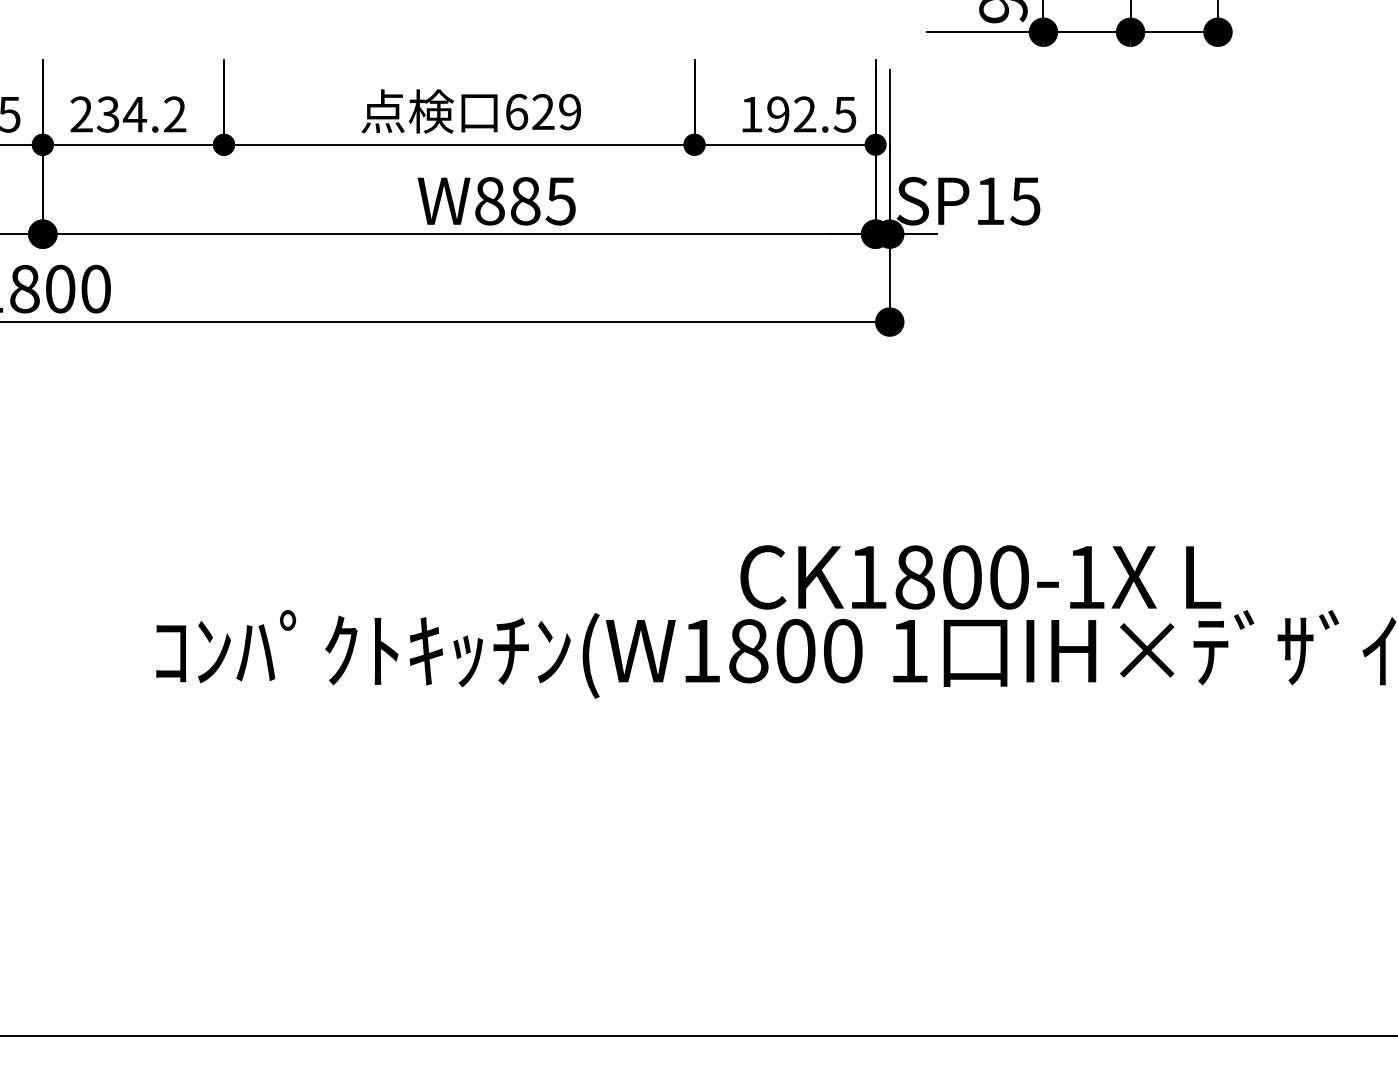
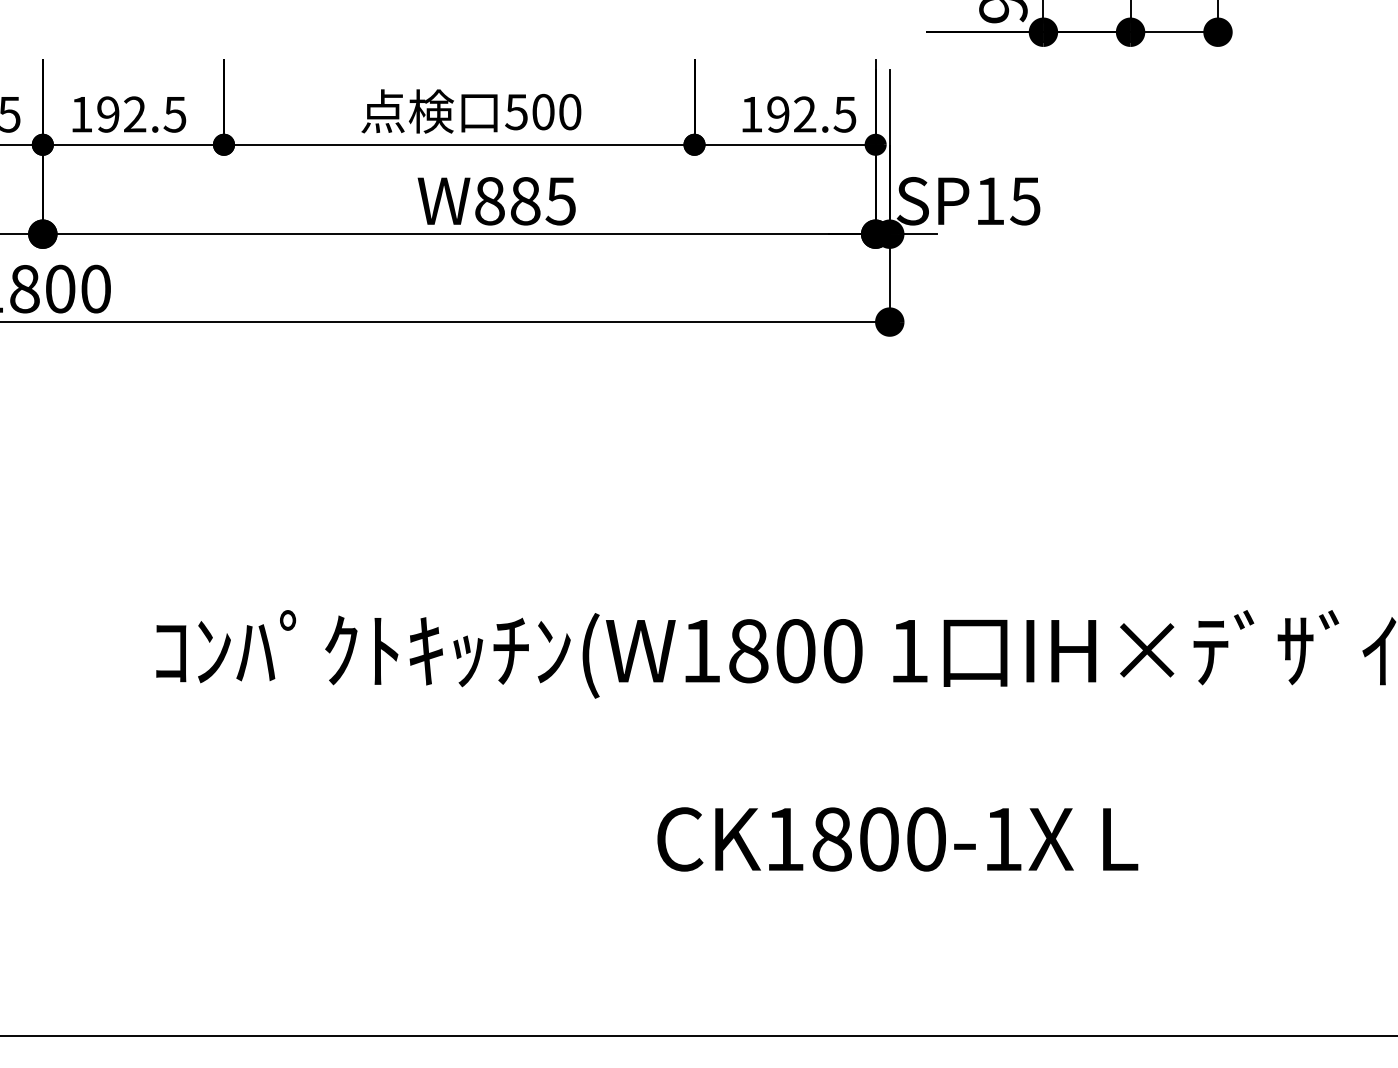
text: 629 -> 500 (543, 111)
text: 234.2 -> 192.5 (128, 114)
text position: (980, 577) -> (897, 839) (897, 839)
